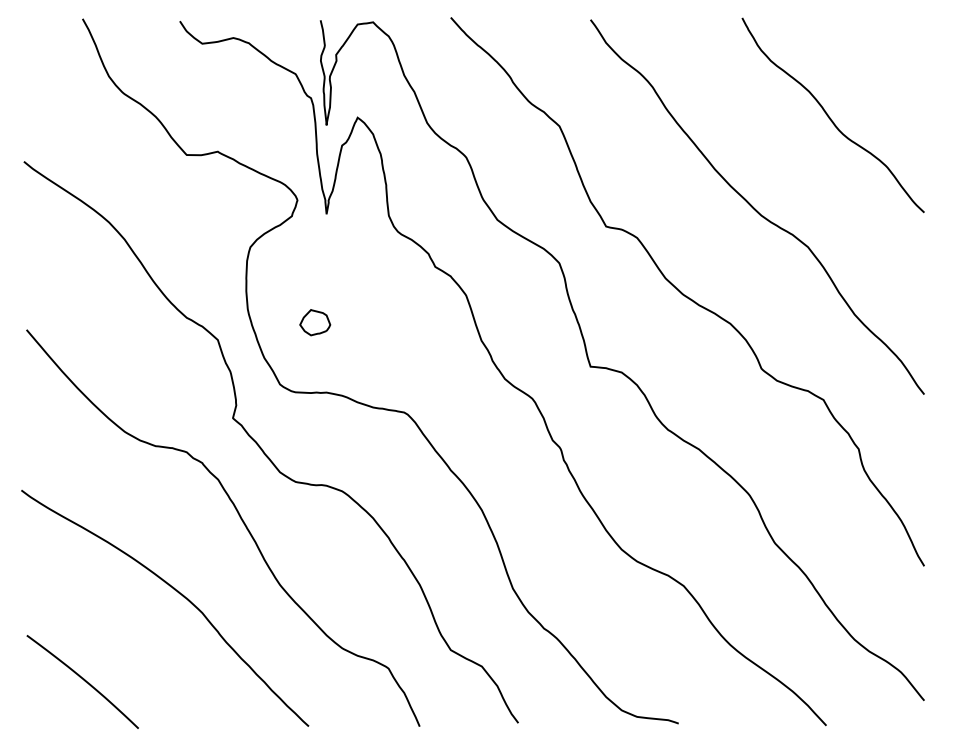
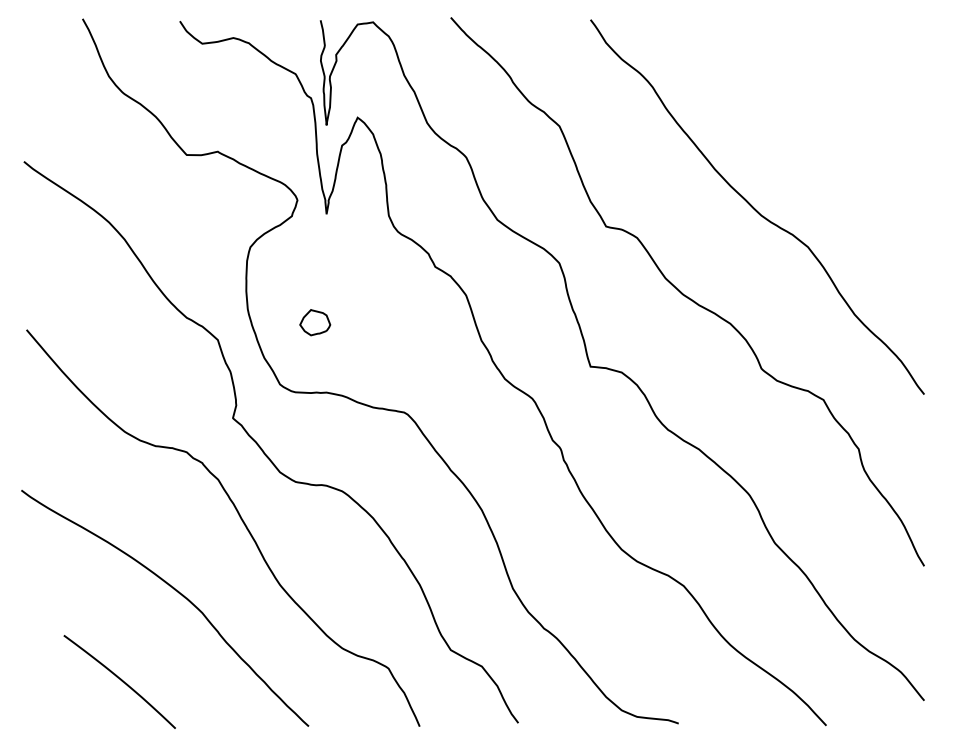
curve: present -> none (830, 117)
curve position: (83, 680) -> (120, 680) (120, 680)
